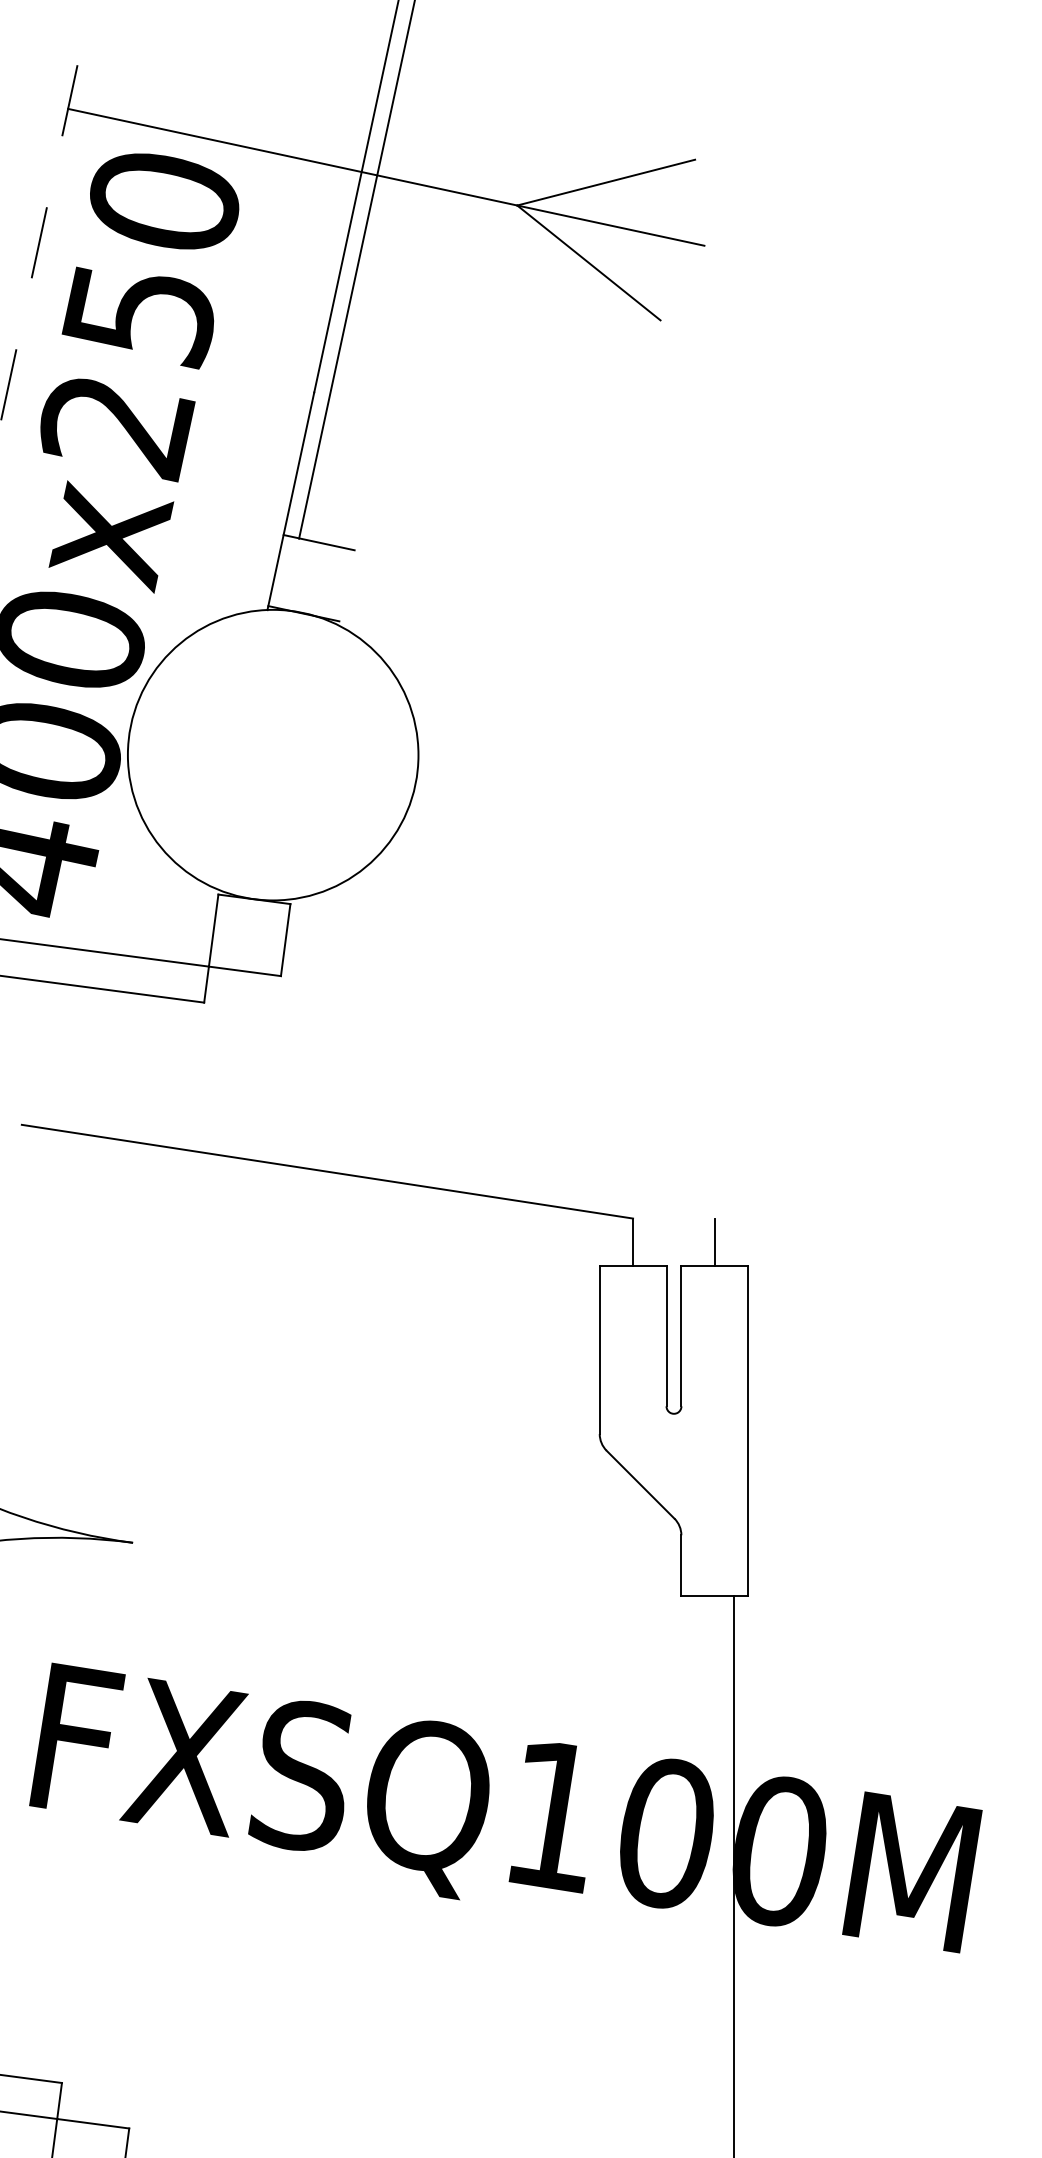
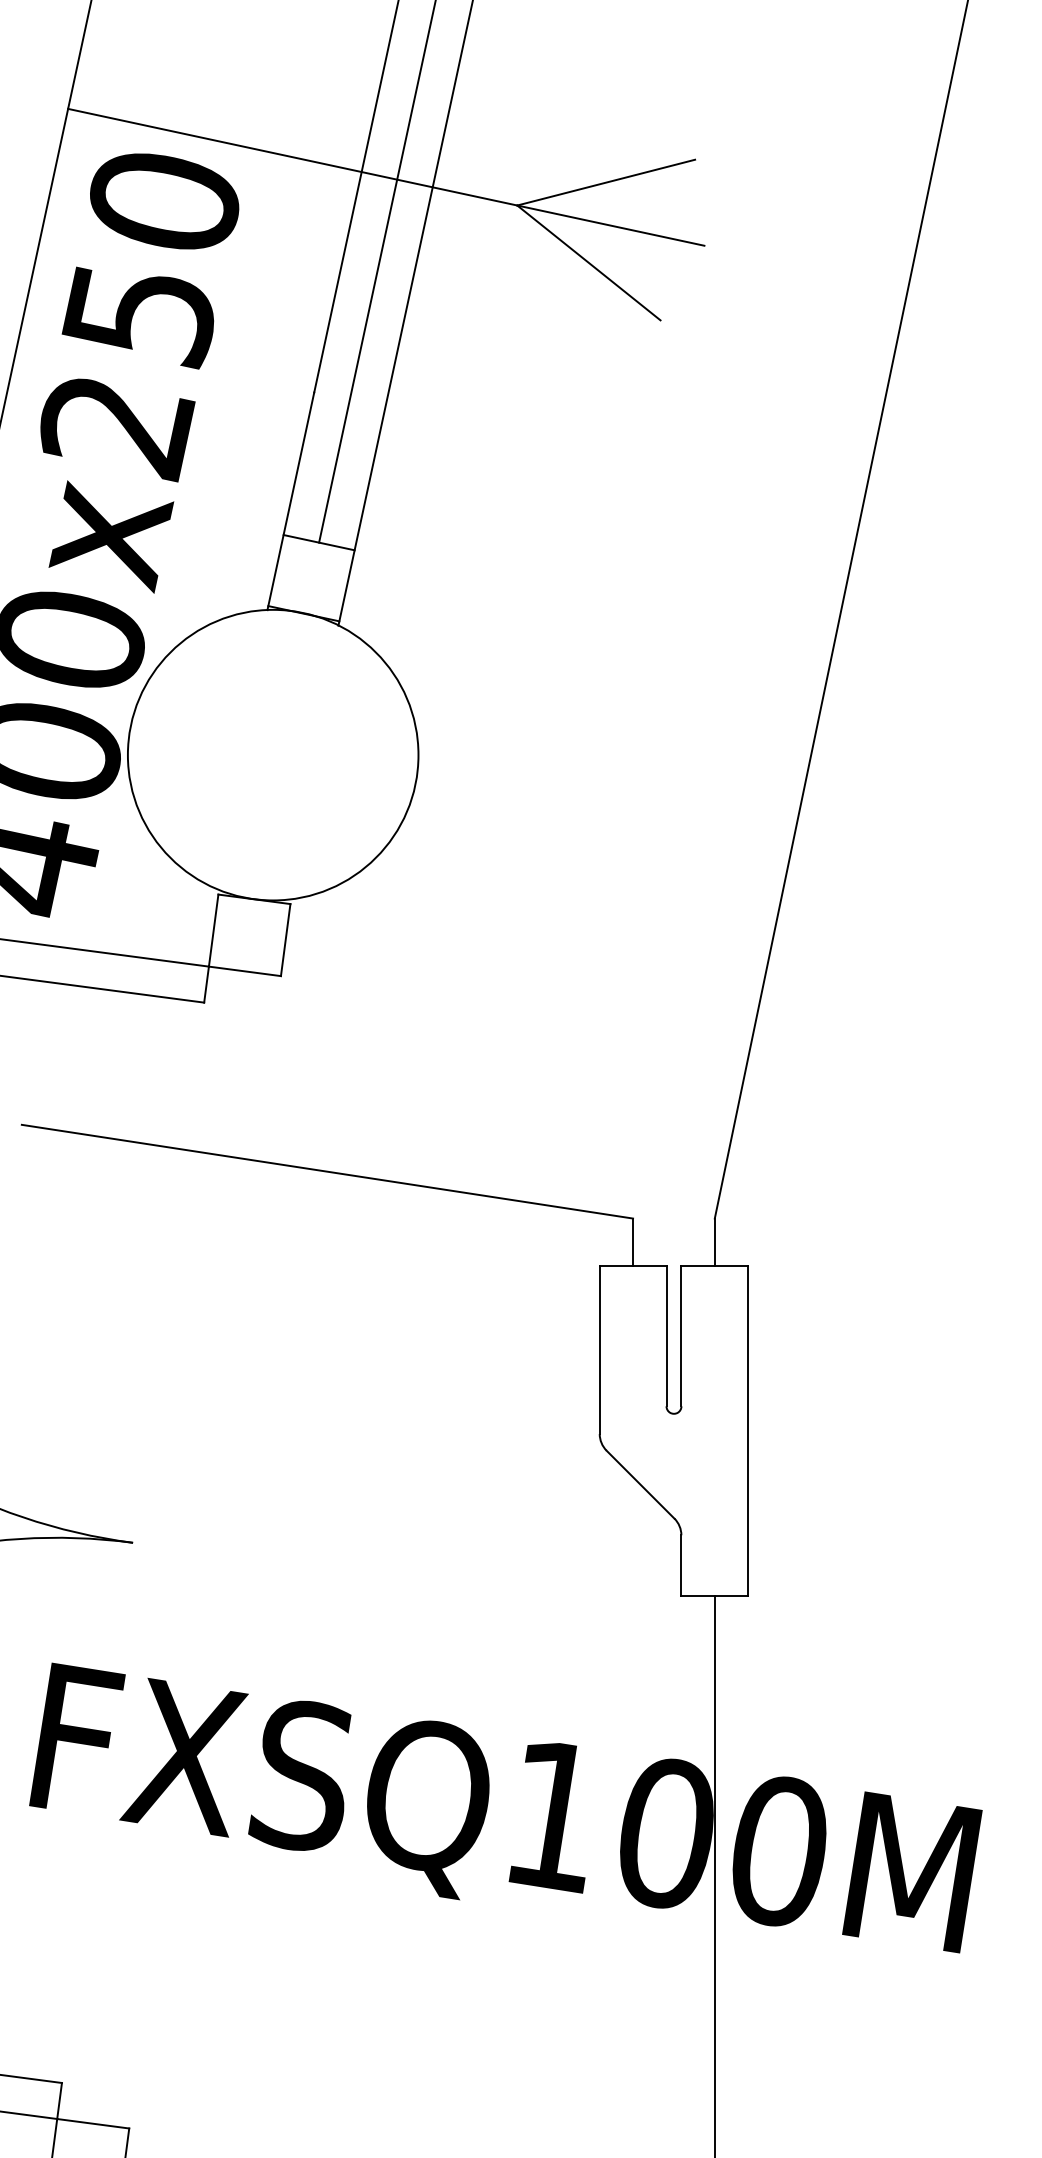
line: dashed -> solid (45, 212)
line position: (356, 270) -> (377, 272) (377, 272)
line: none -> present (405, 313)
line: none -> present (840, 610)
line position: (733, 1875) -> (714, 1875) (714, 1875)
